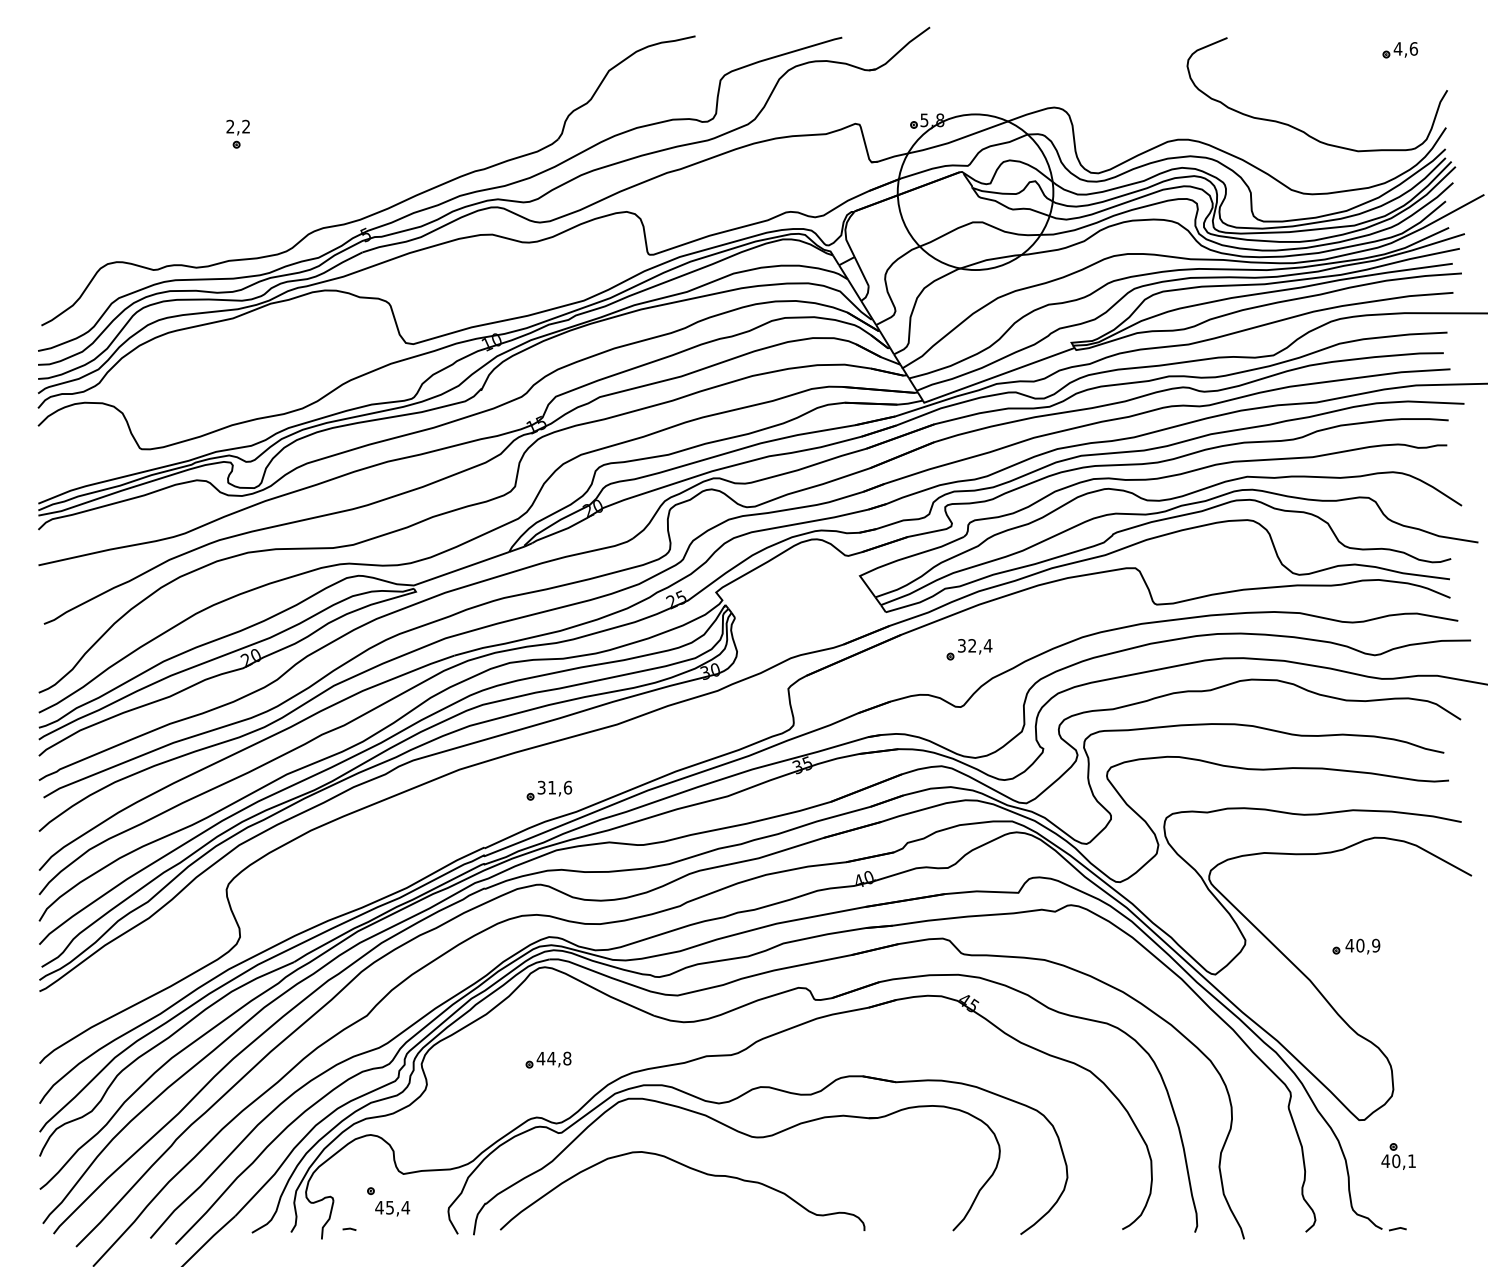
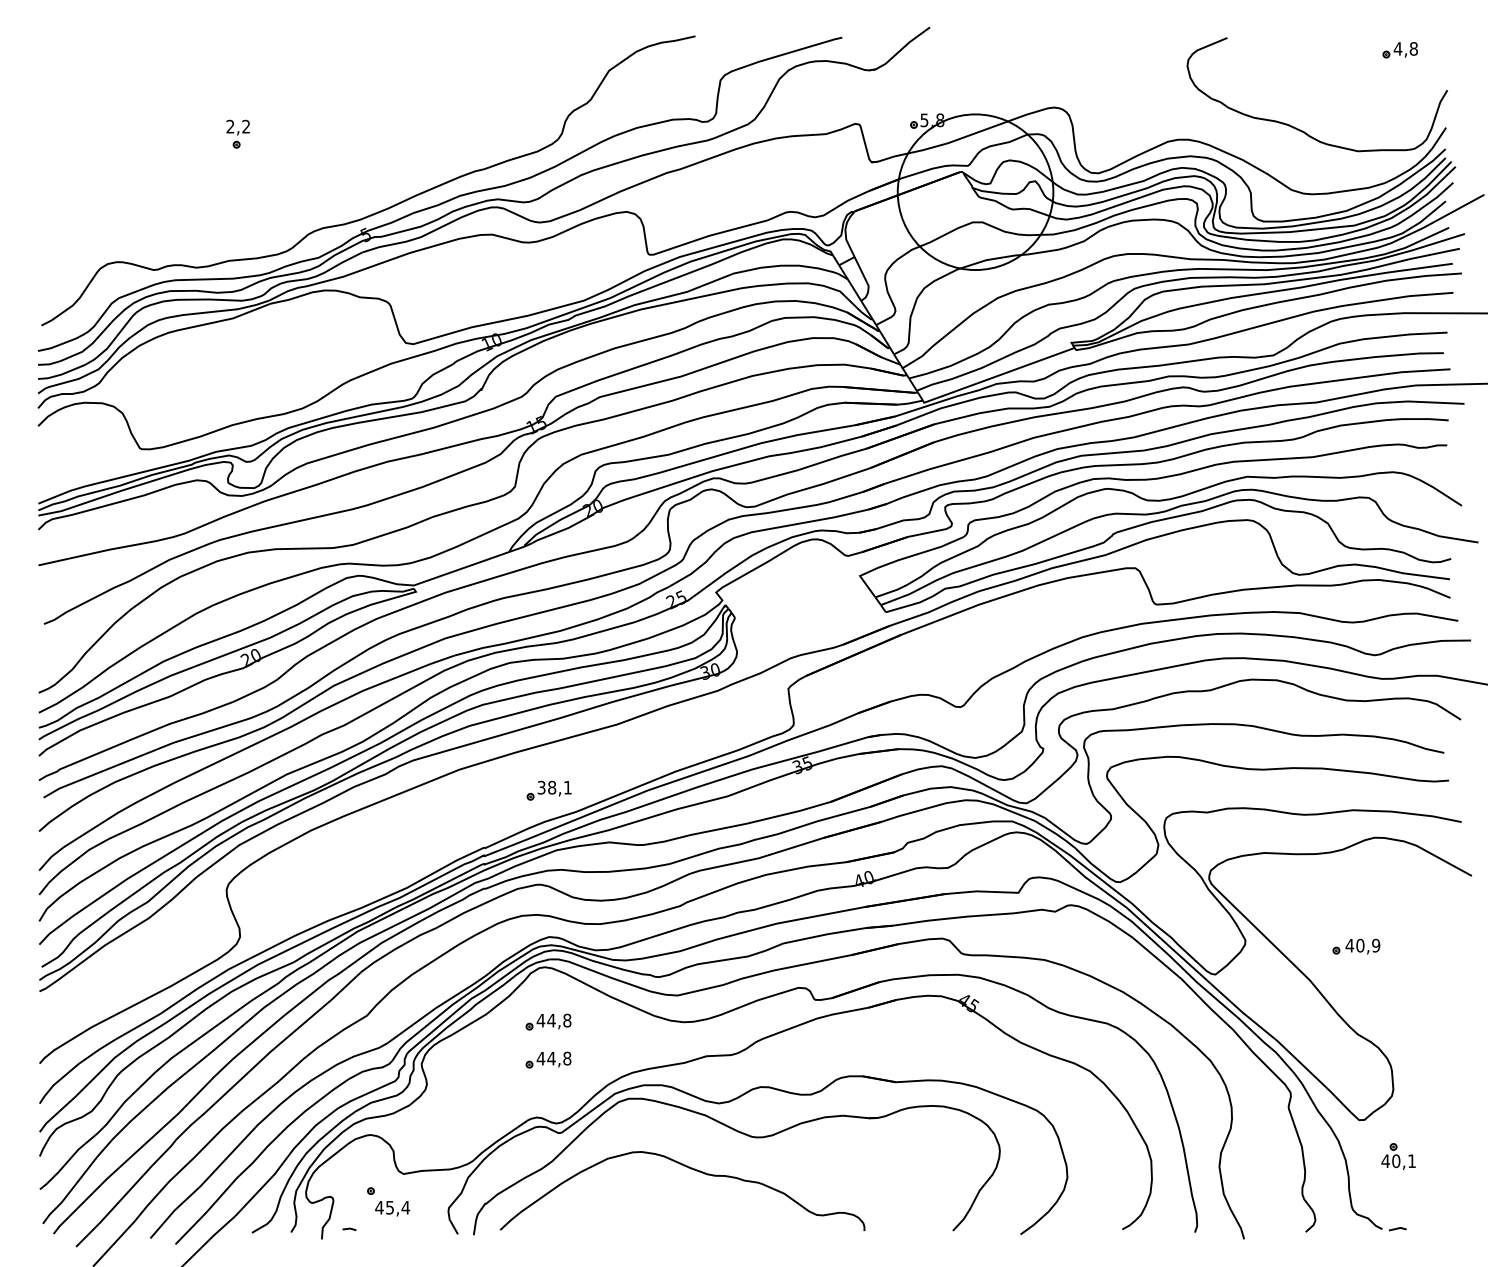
text: 4,6 -> 4,8 (1413, 48)
part: present -> none (969, 649)
text: 31,6 -> 38,1 (560, 787)
part: none -> present (548, 1021)
